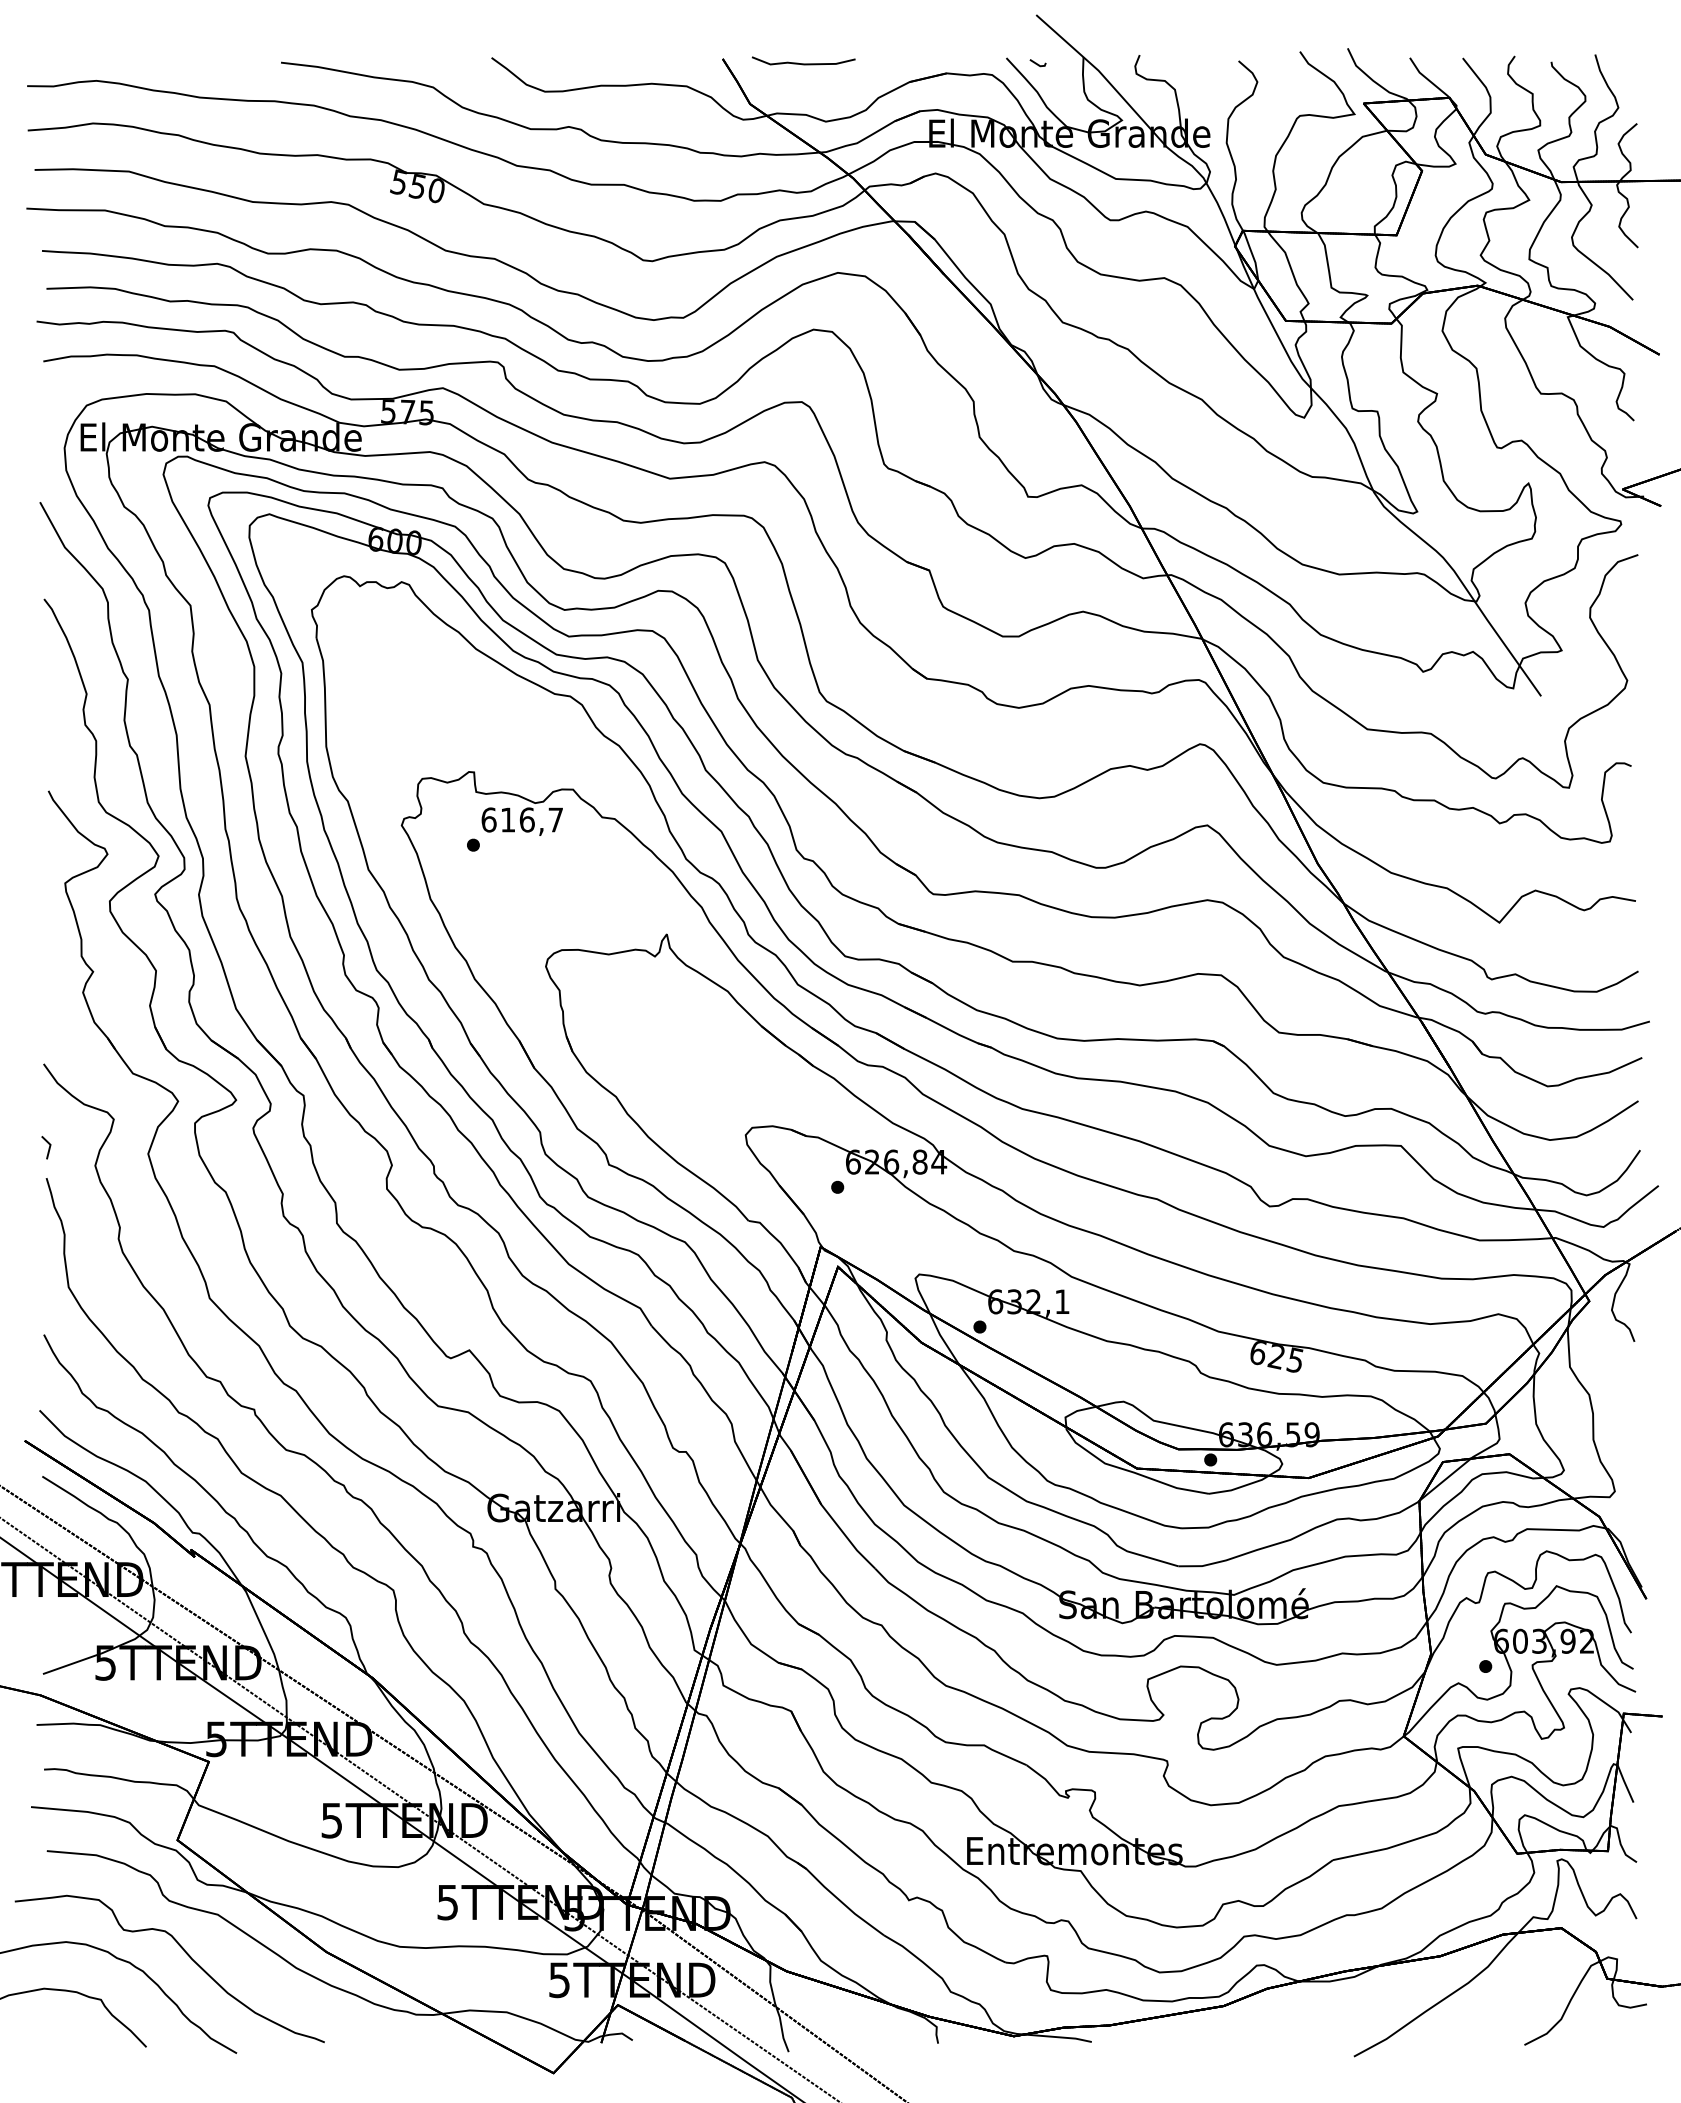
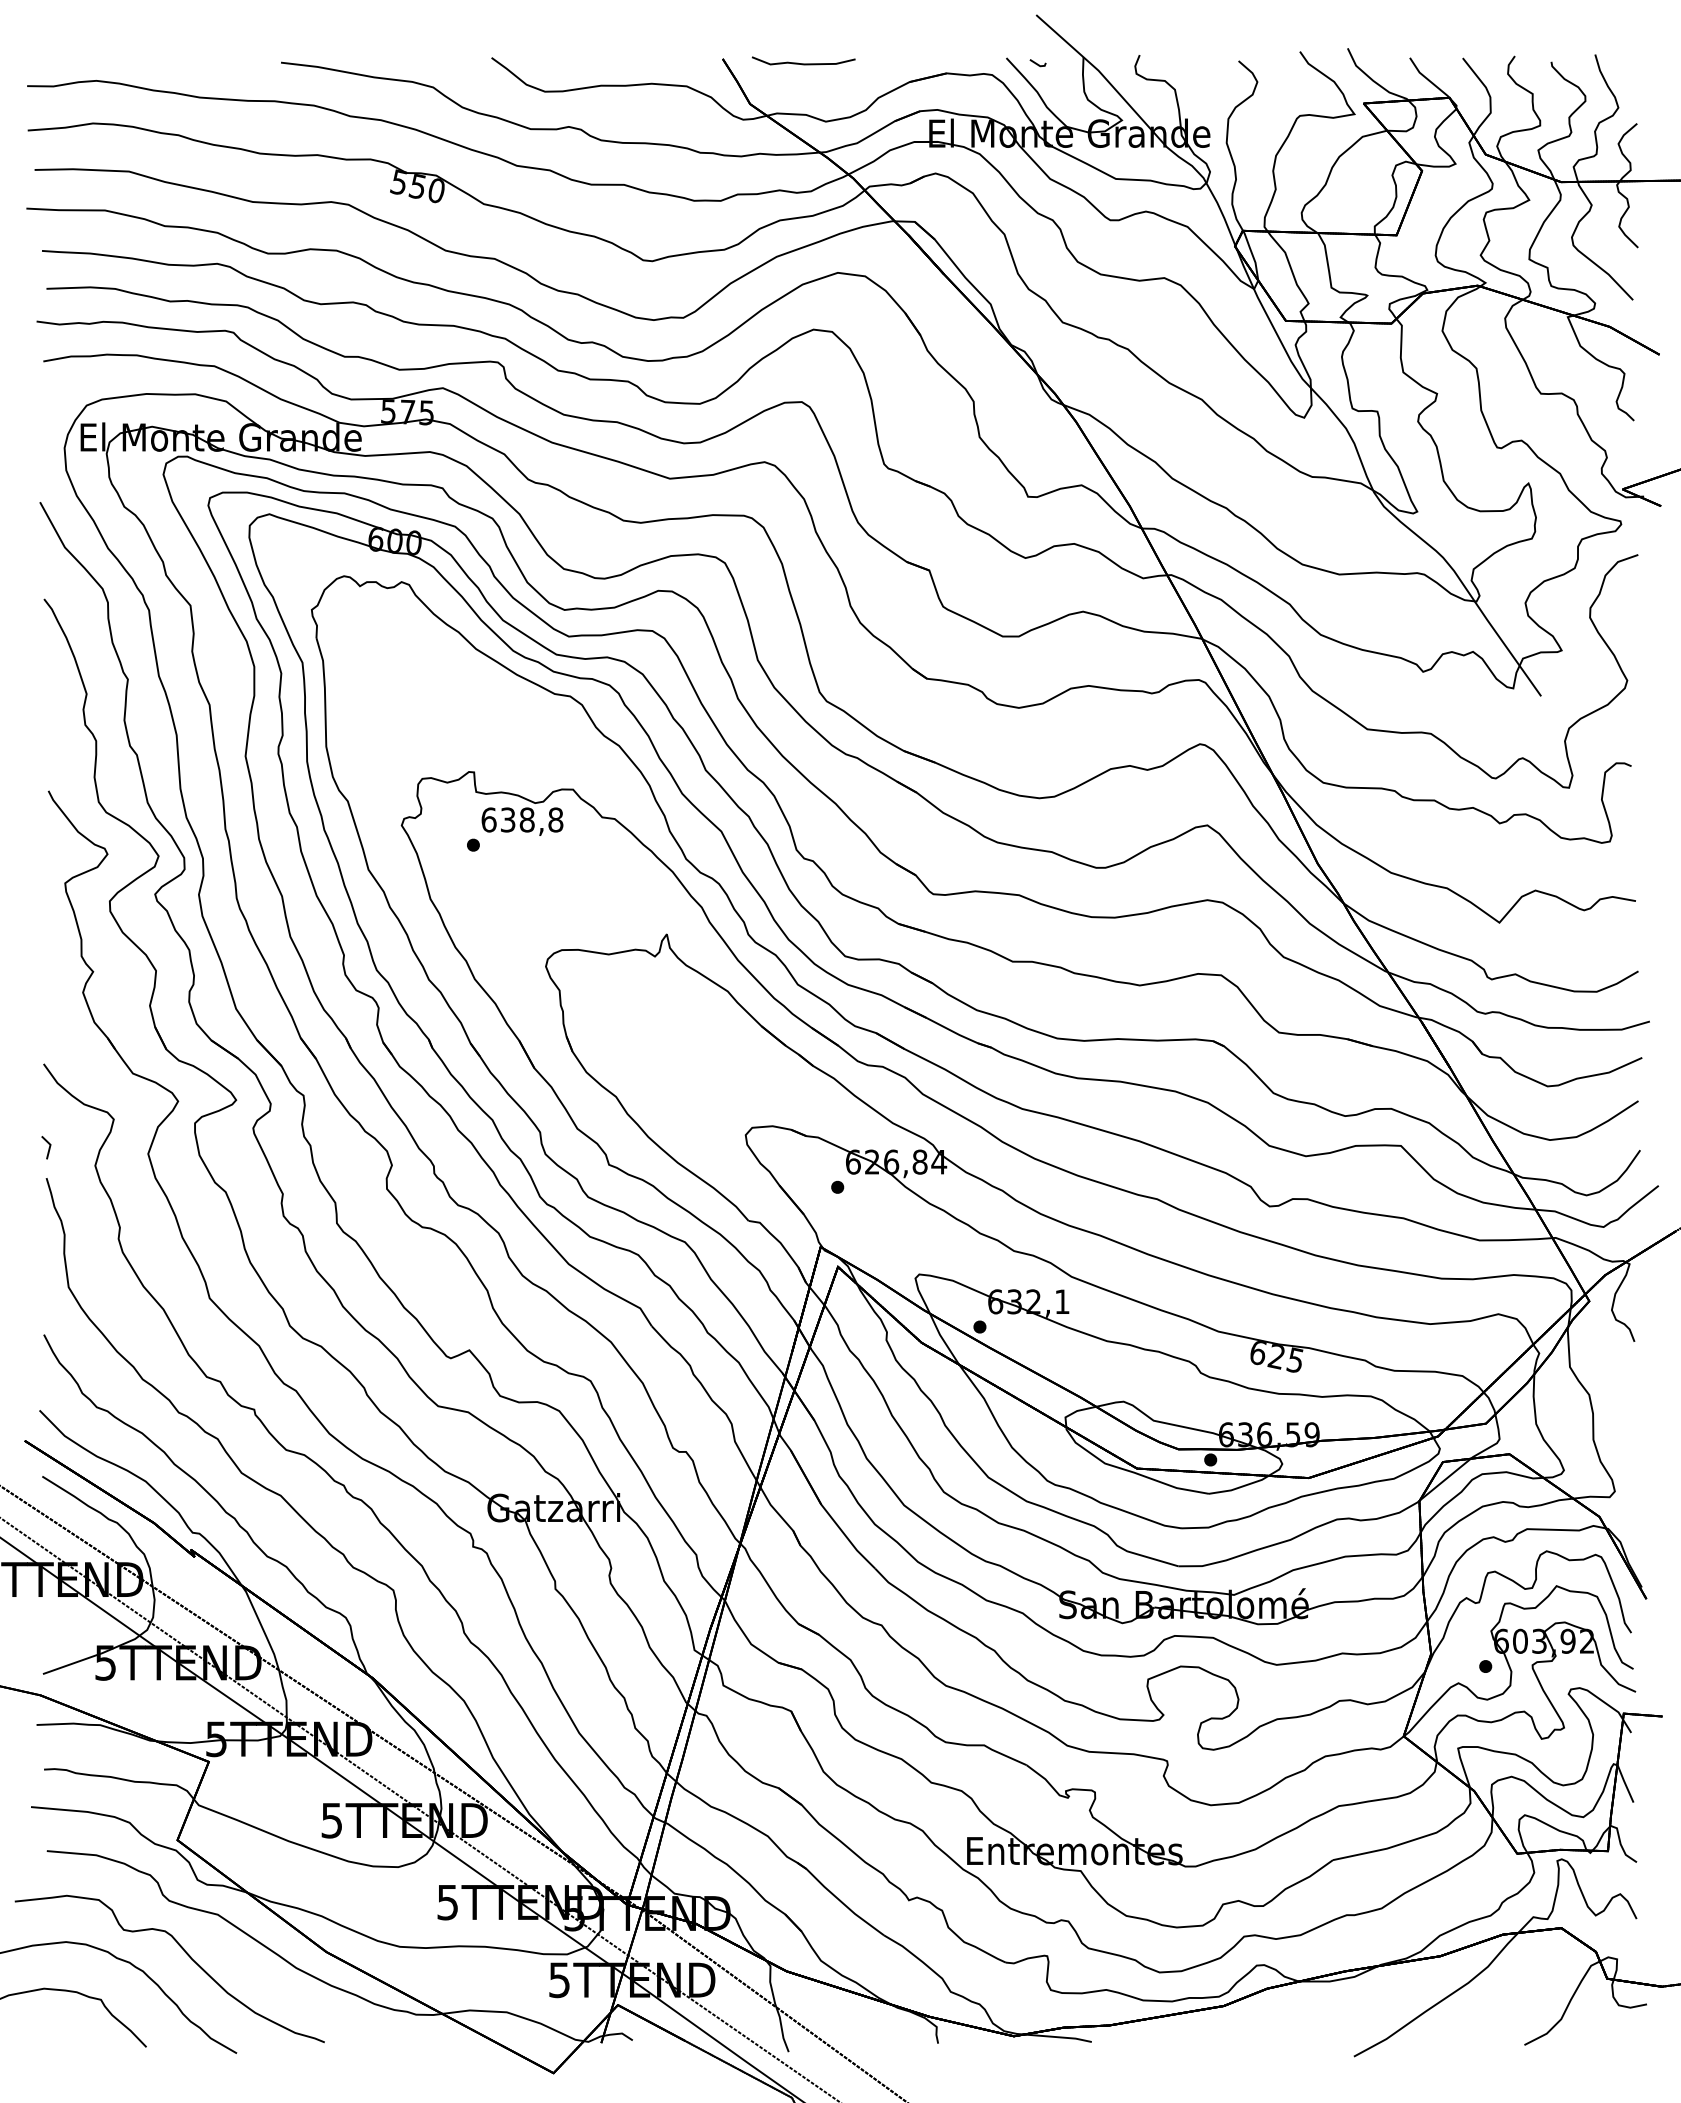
text: 616,7 -> 638,8 (532, 819)
